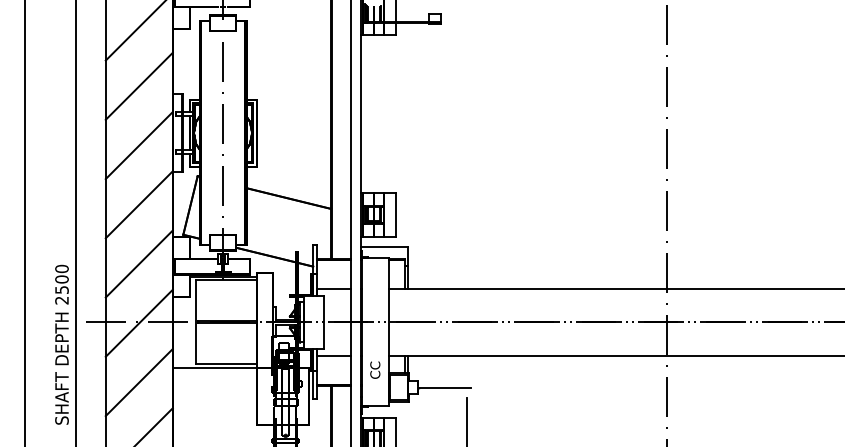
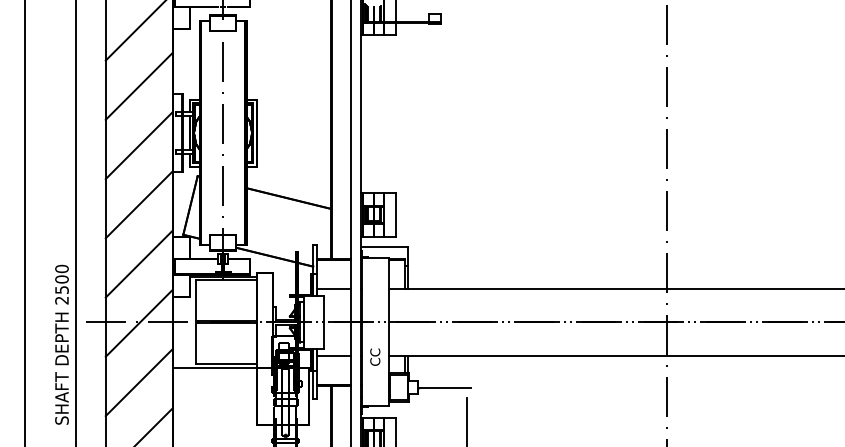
text position: (375, 369) -> (375, 356) (375, 356)
